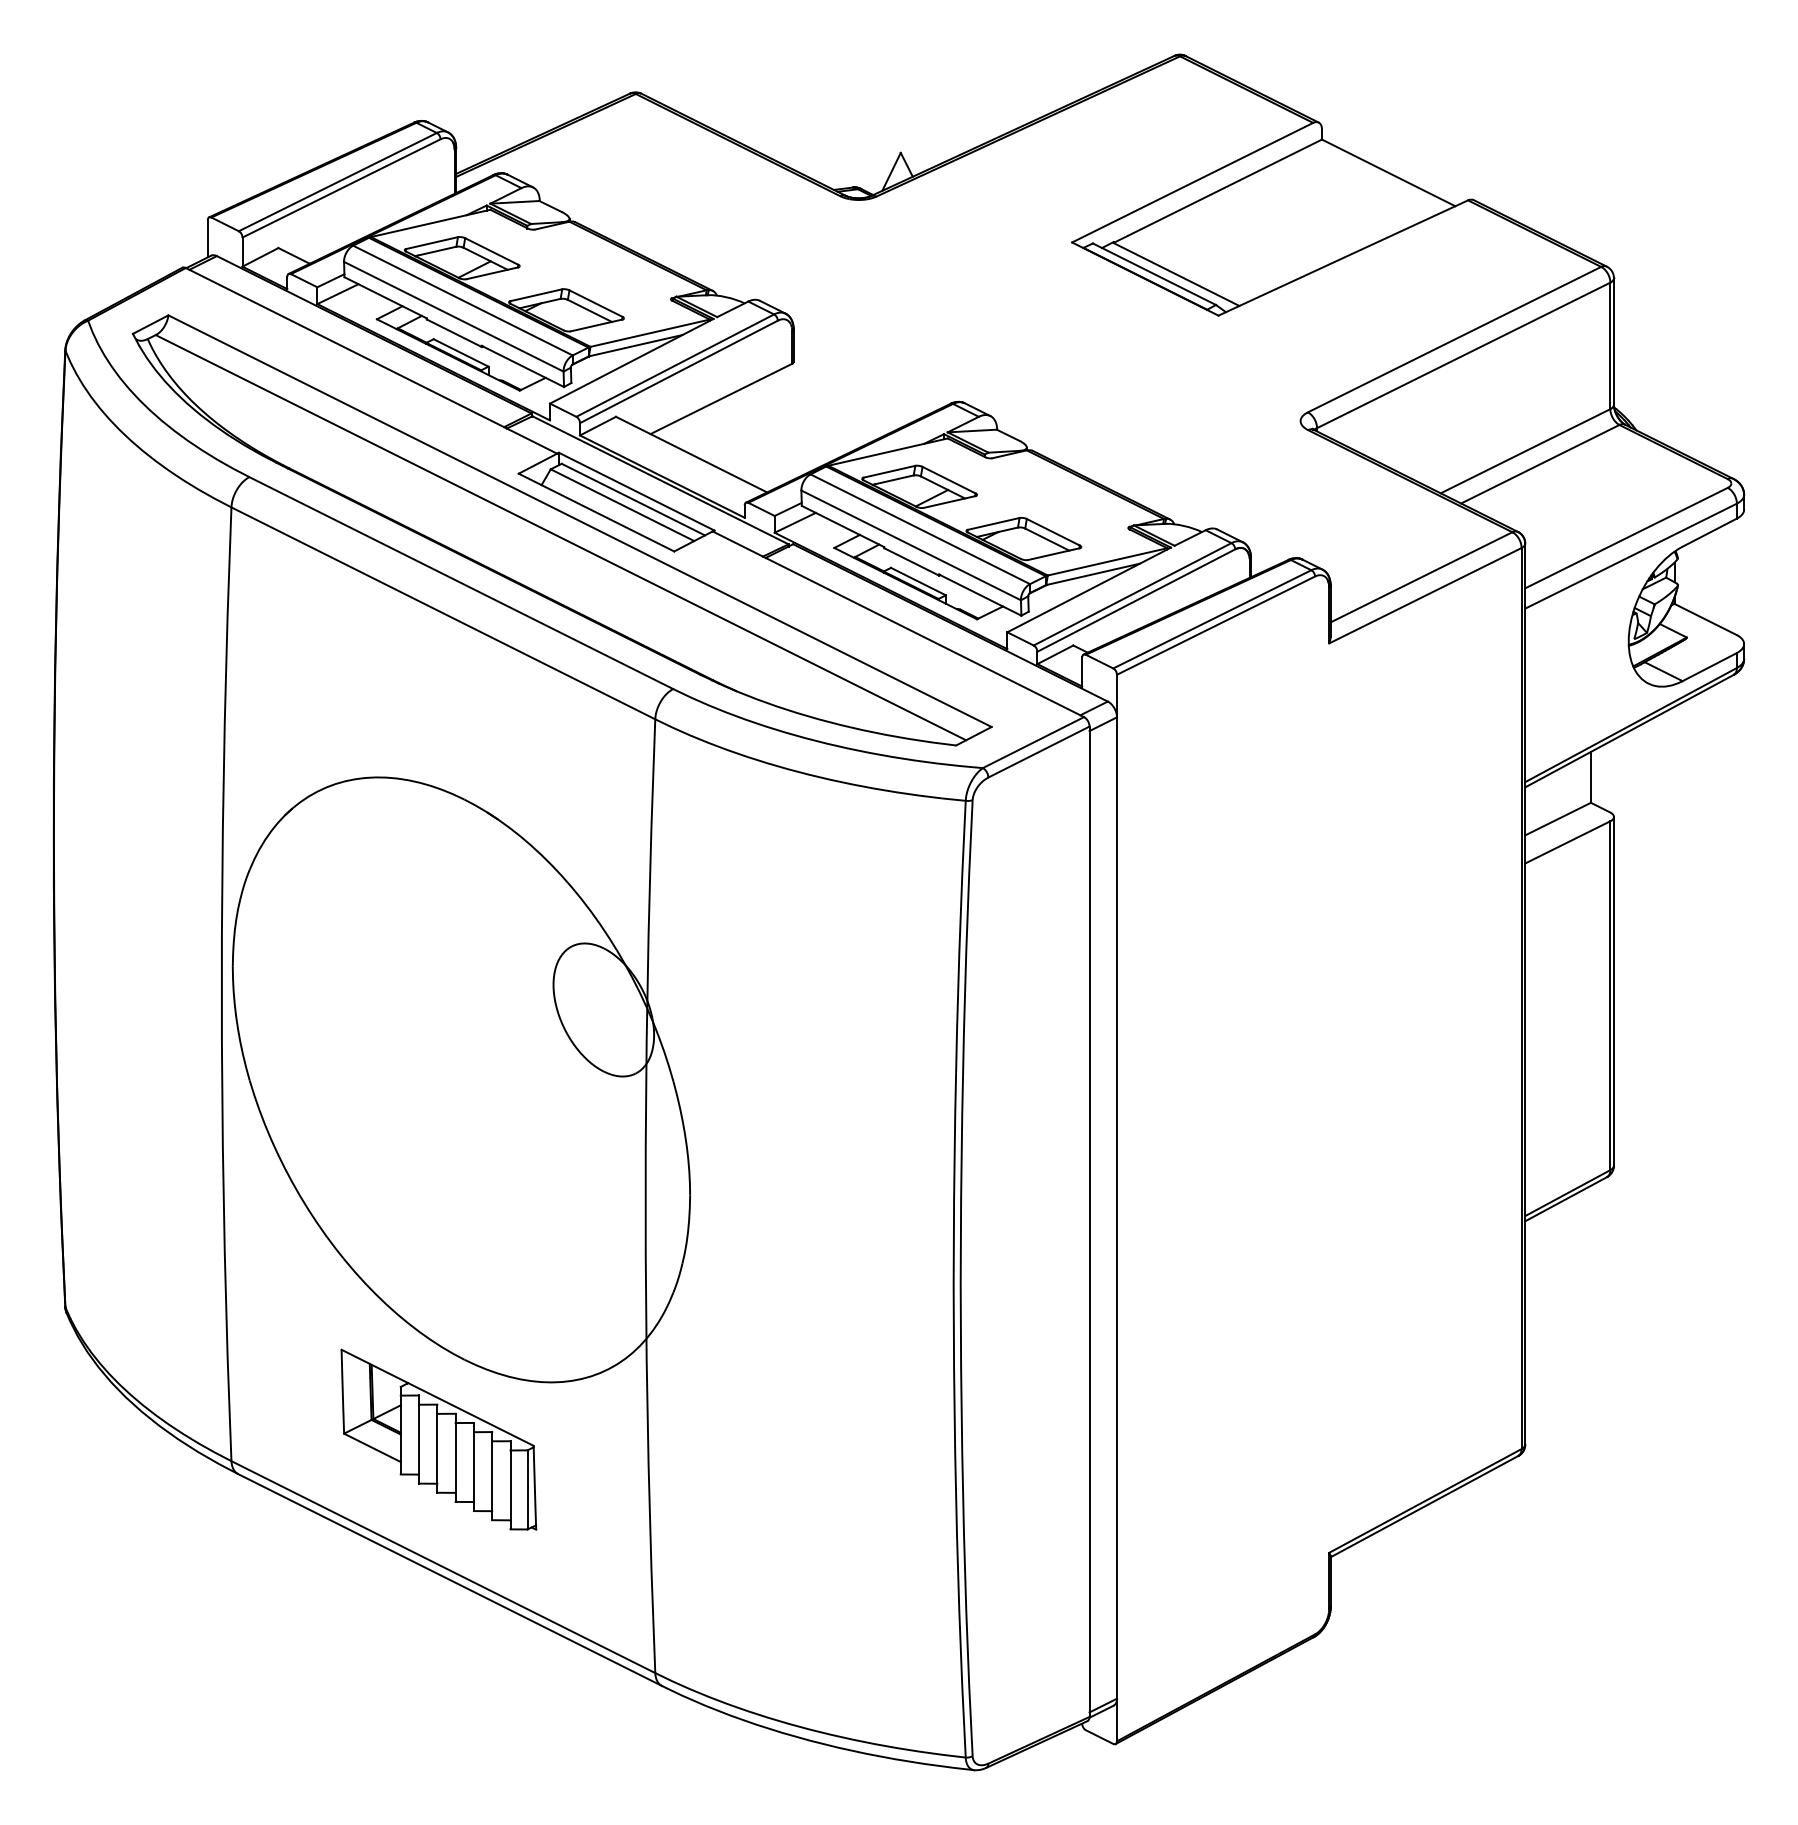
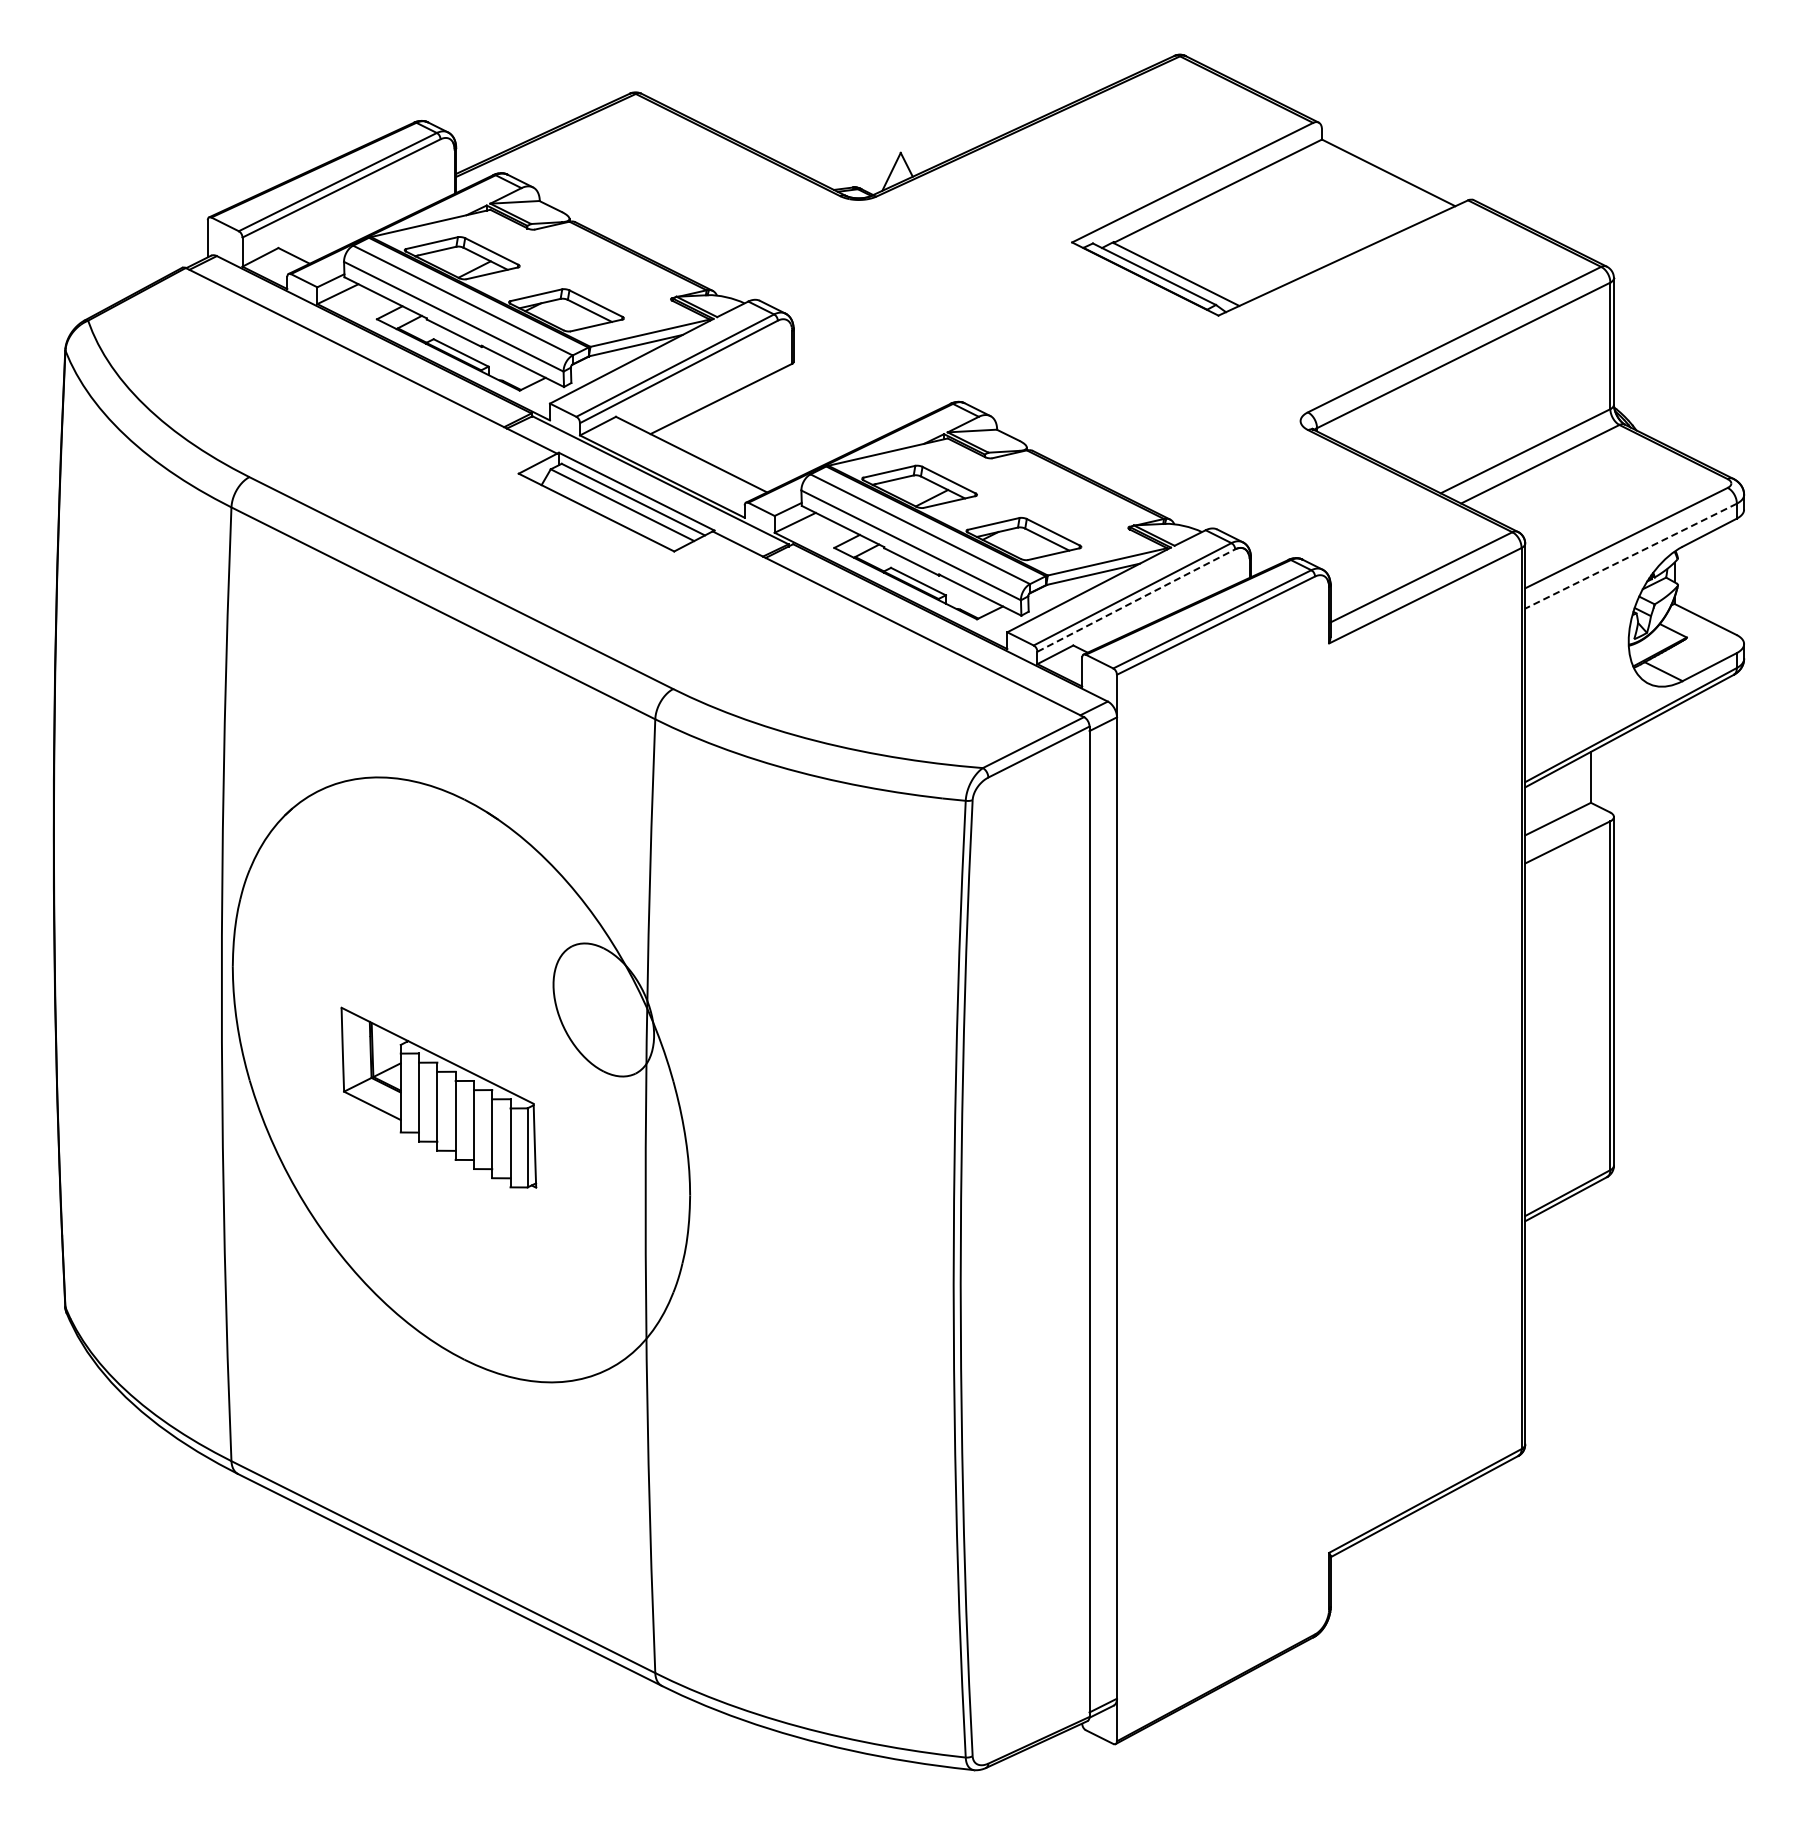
part: present -> none (561, 530)
line: solid -> dashed (1630, 556)
line: solid -> dashed (1136, 600)
part position: (438, 1439) -> (438, 1097) (438, 1097)
